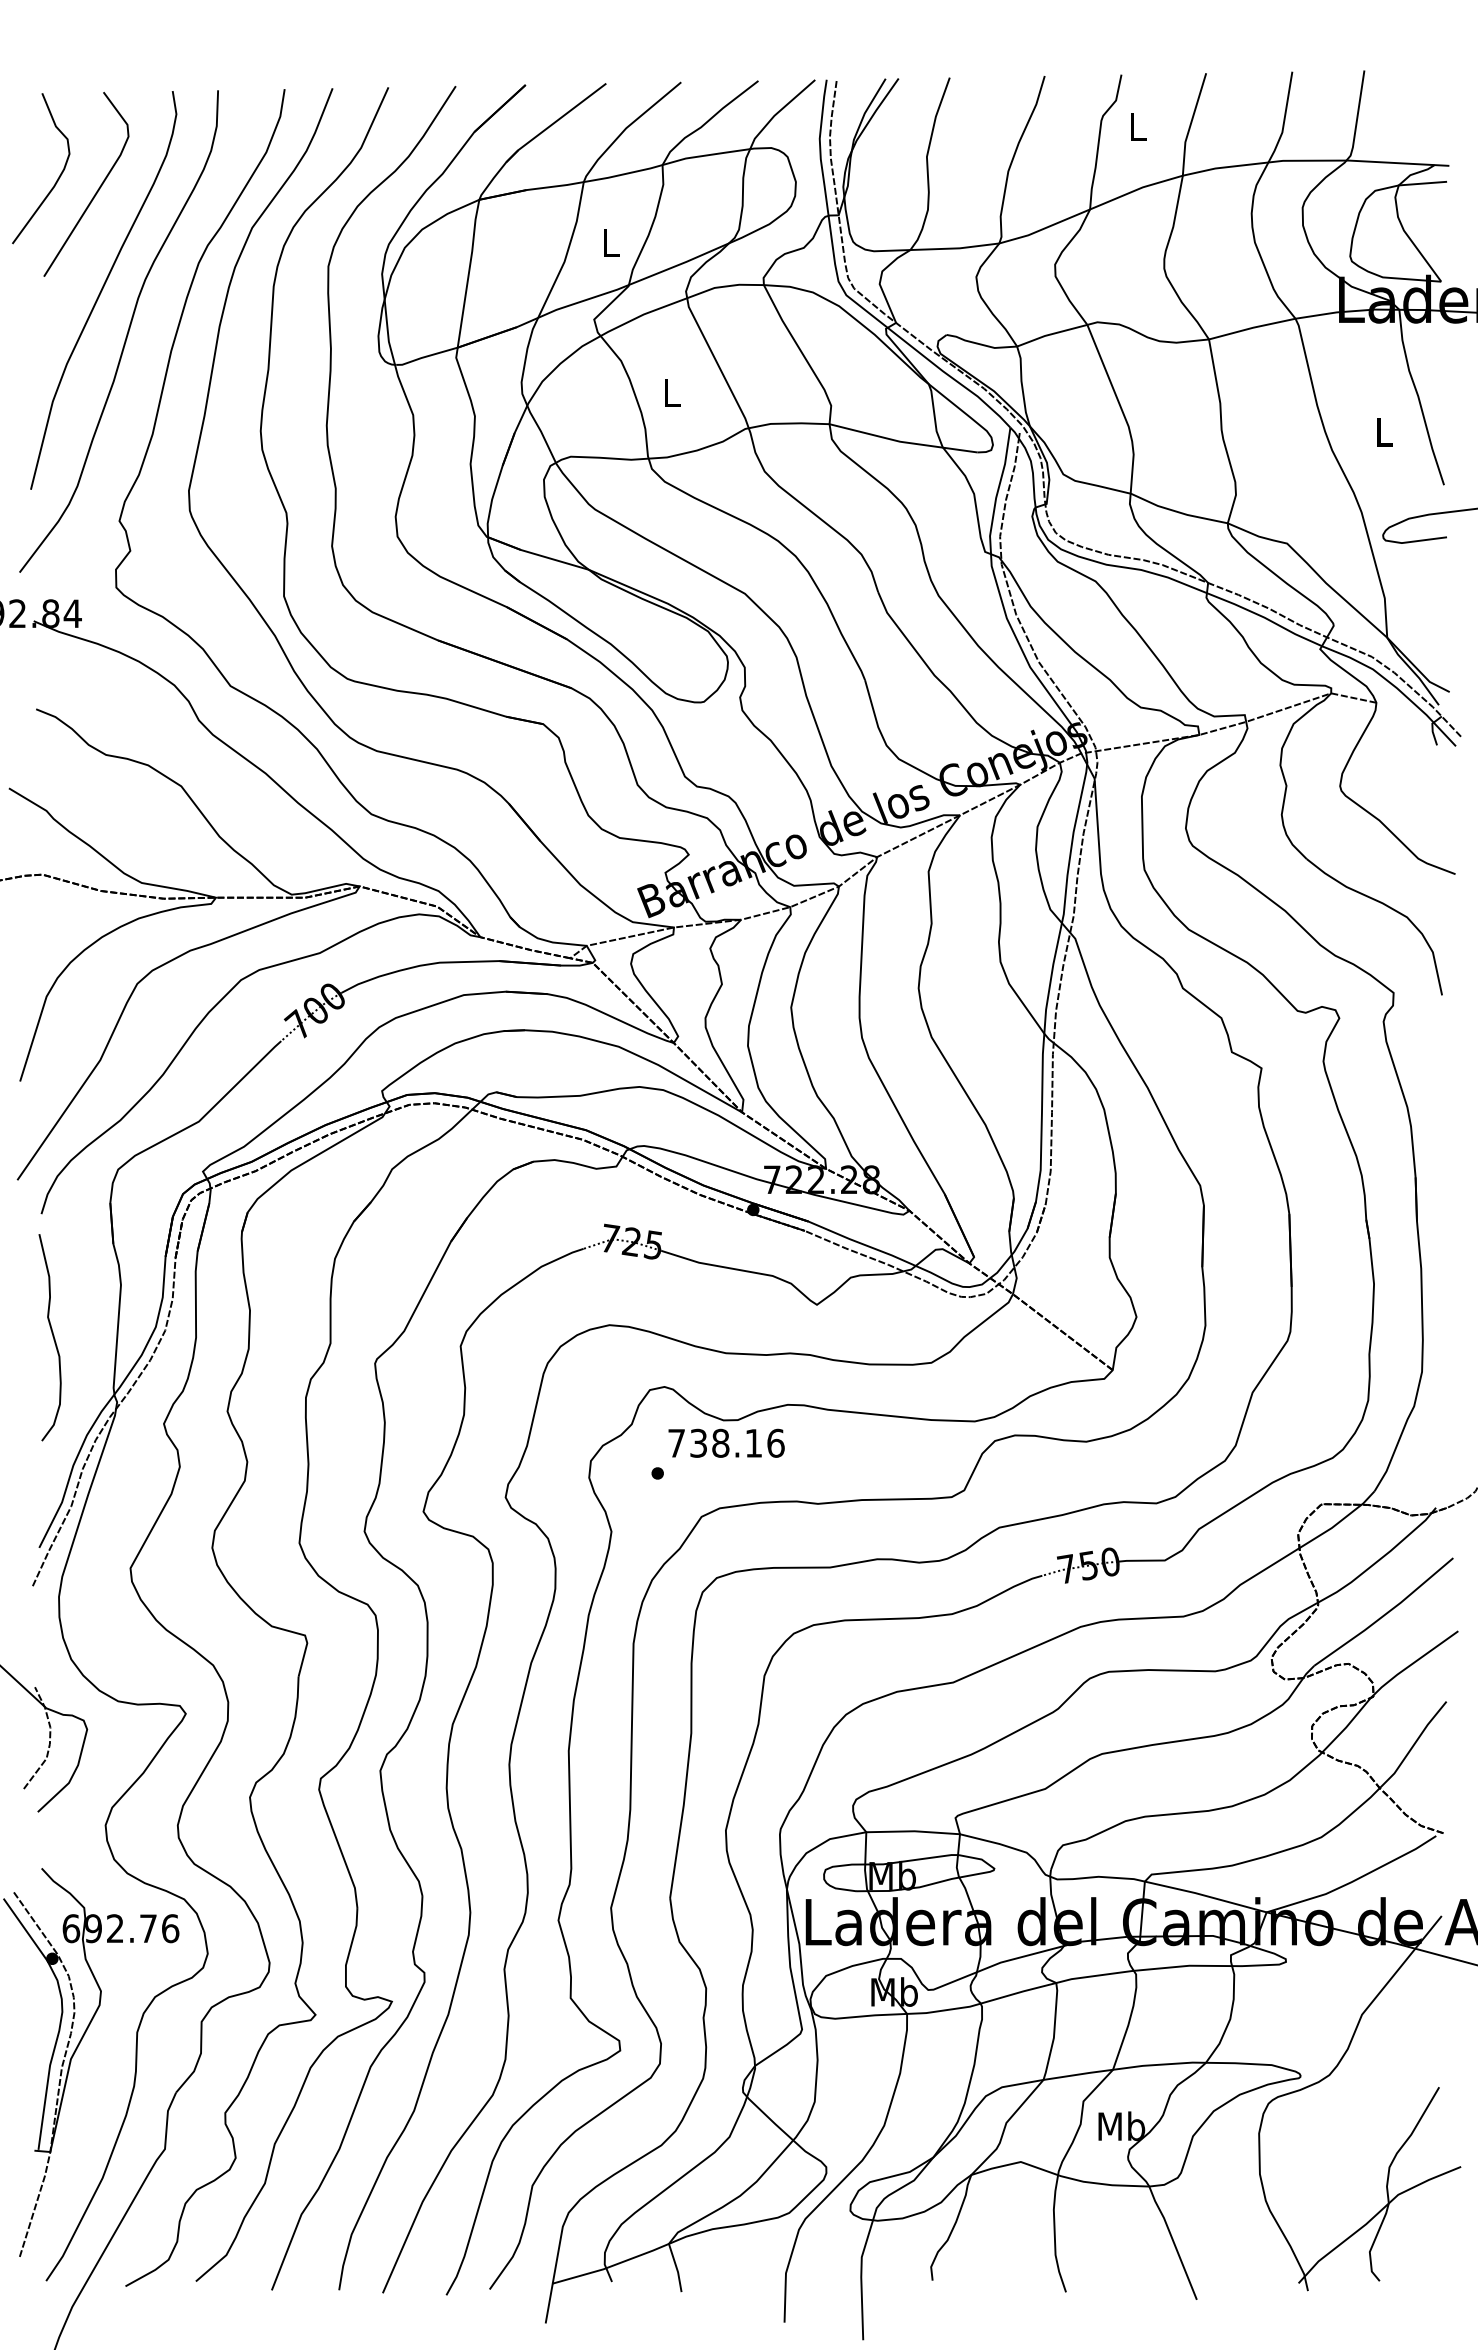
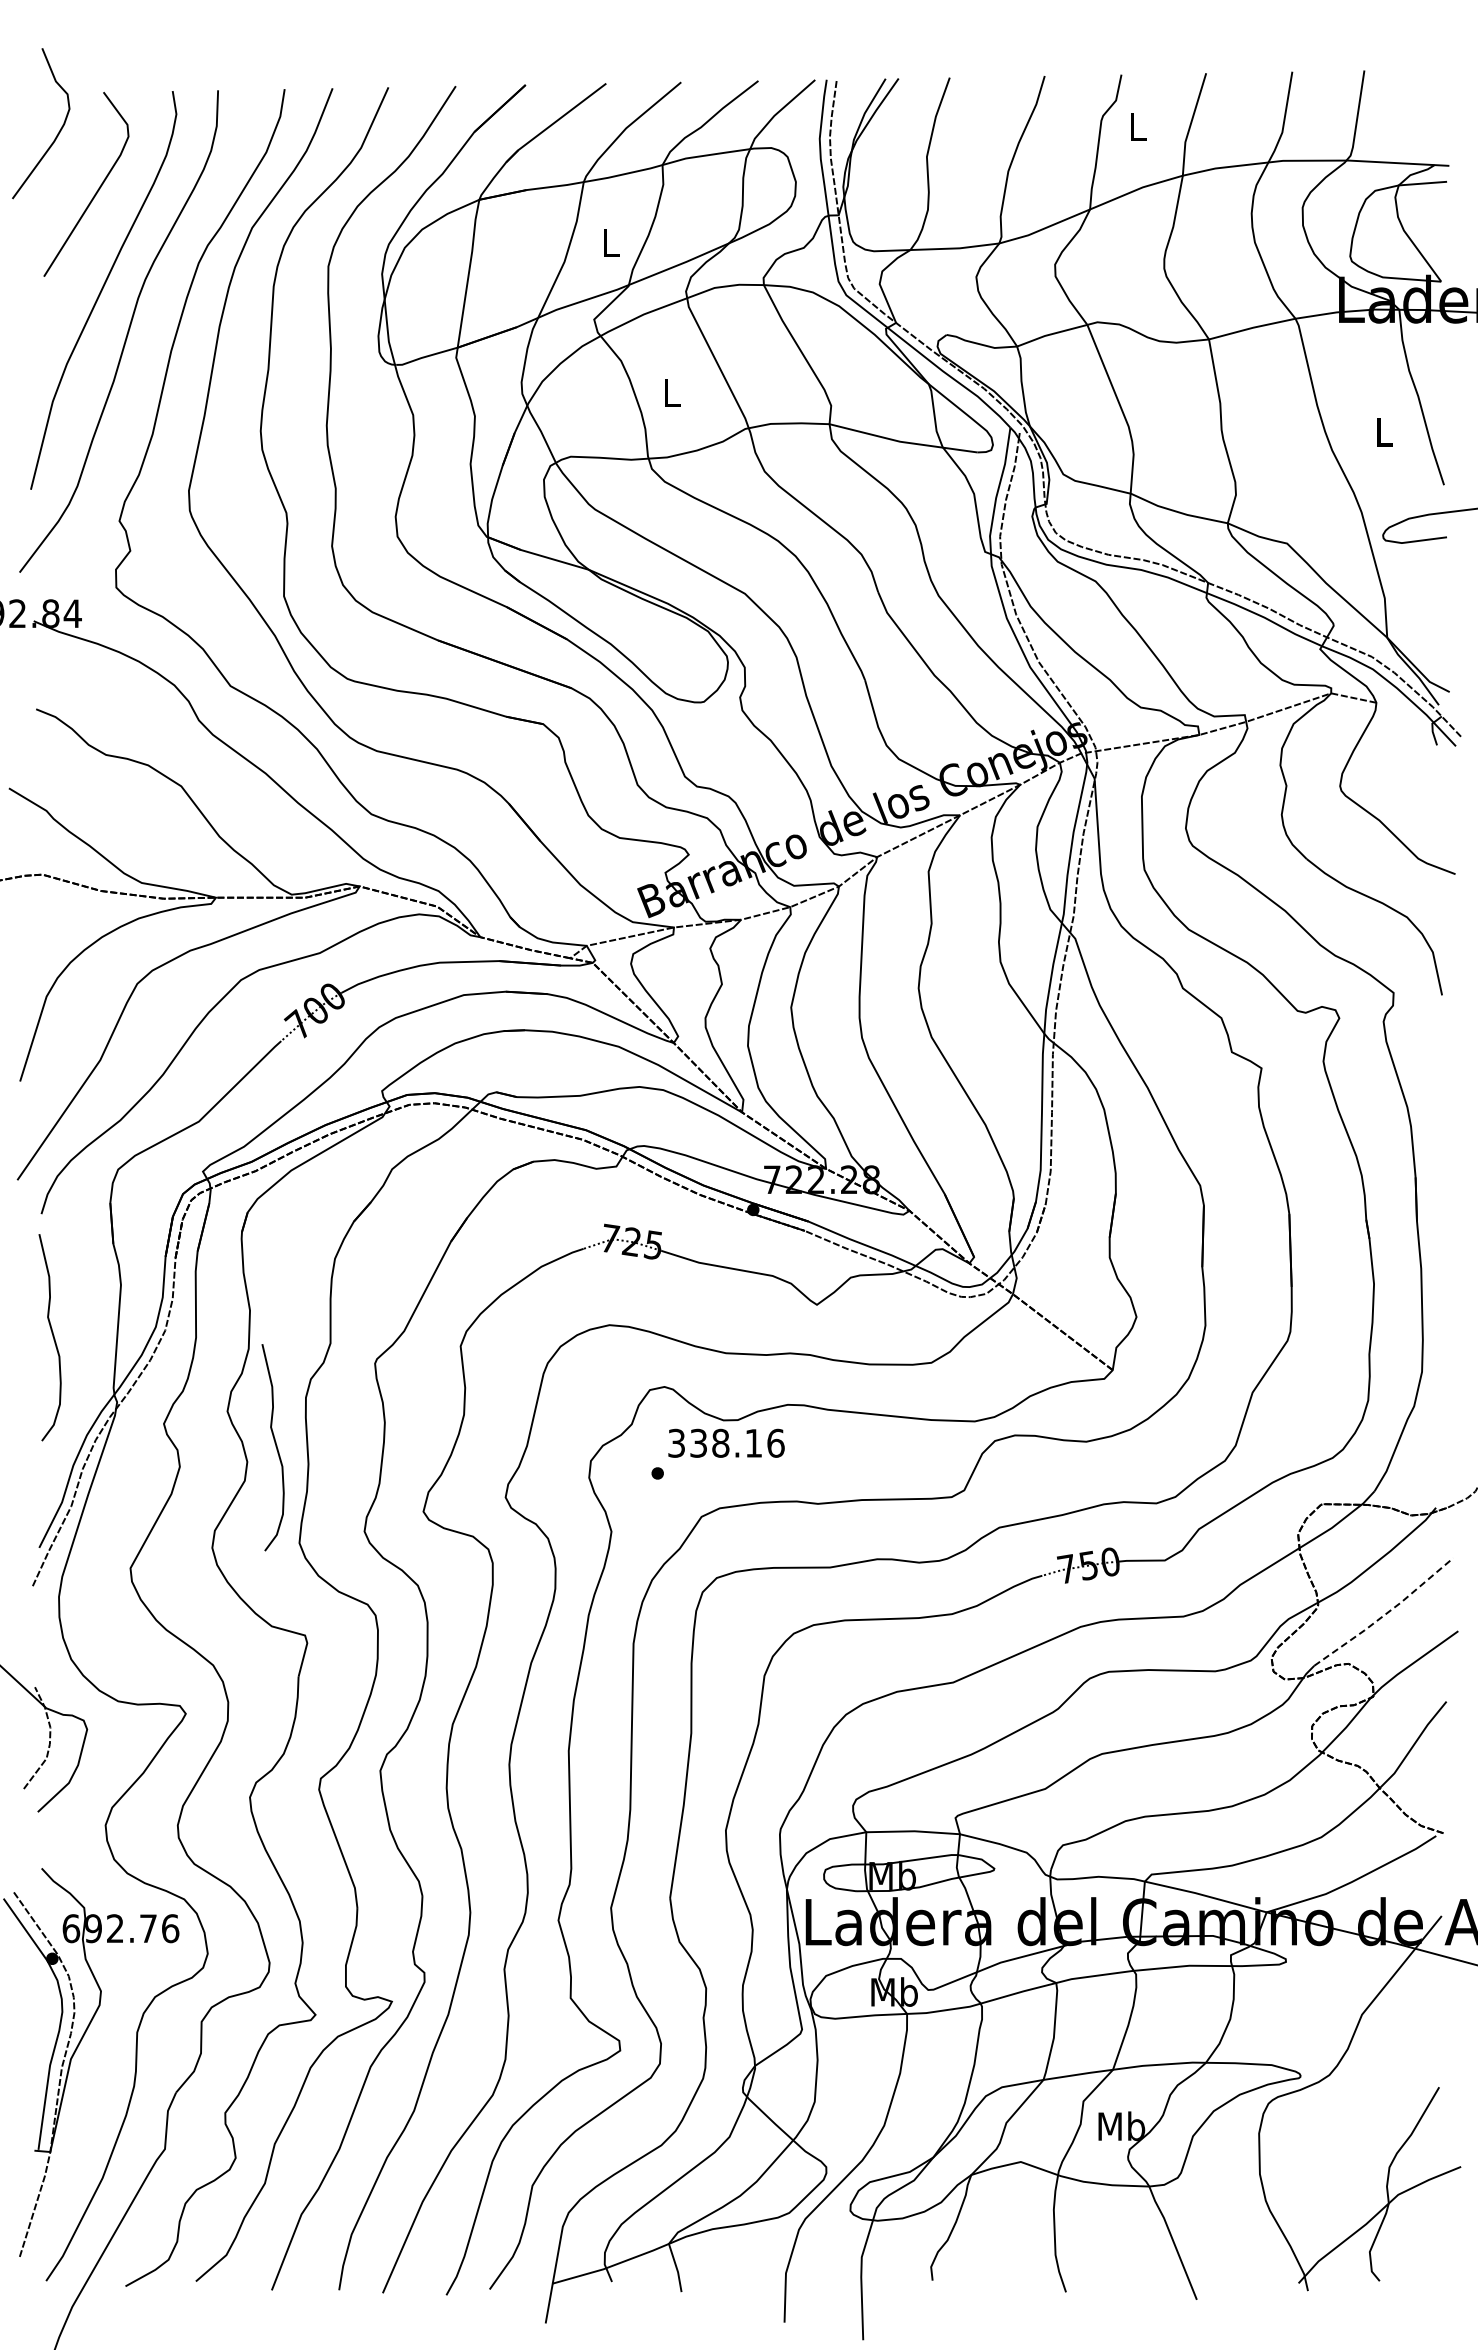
curve position: (58, 176) -> (58, 131) (58, 131)
text: 738.16 -> 338.16 (676, 1442)
curve: none -> present (275, 1446)
line: solid -> dashed (1386, 1614)
